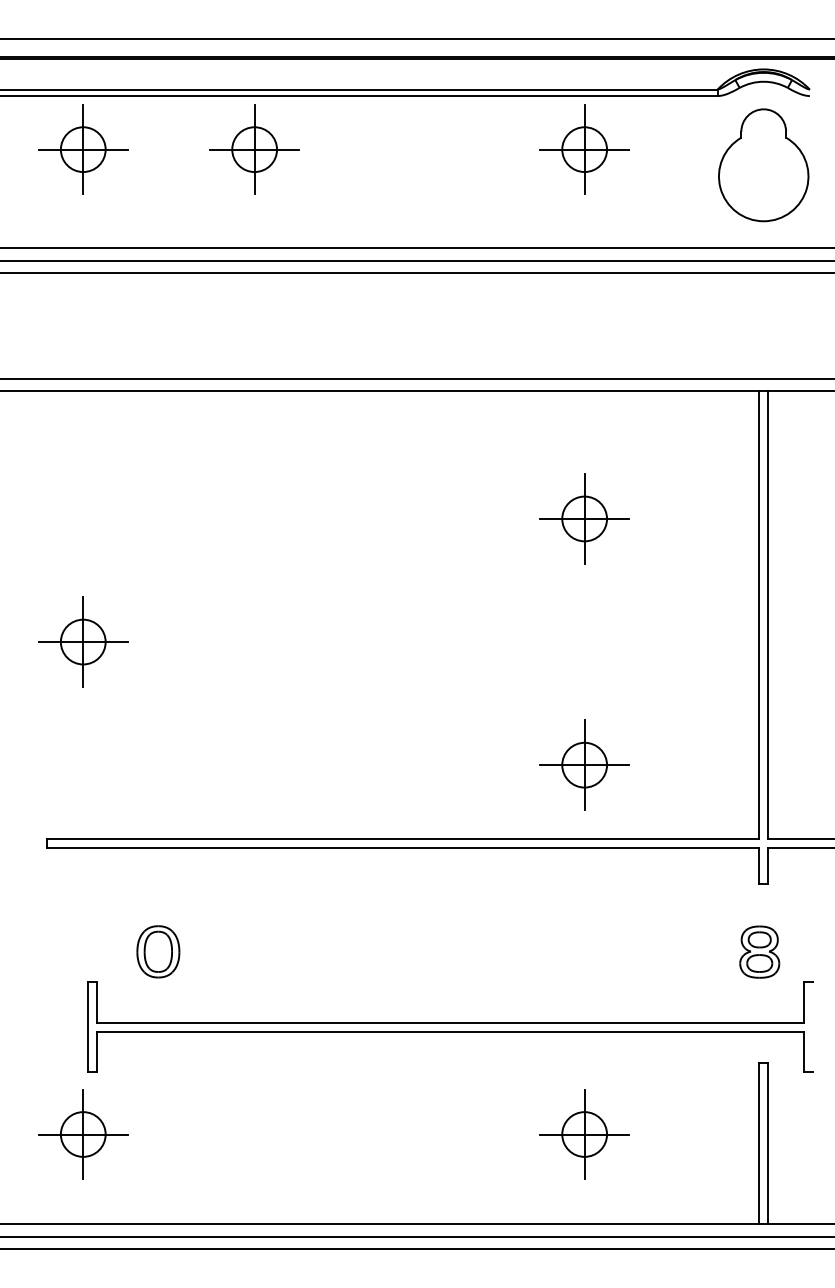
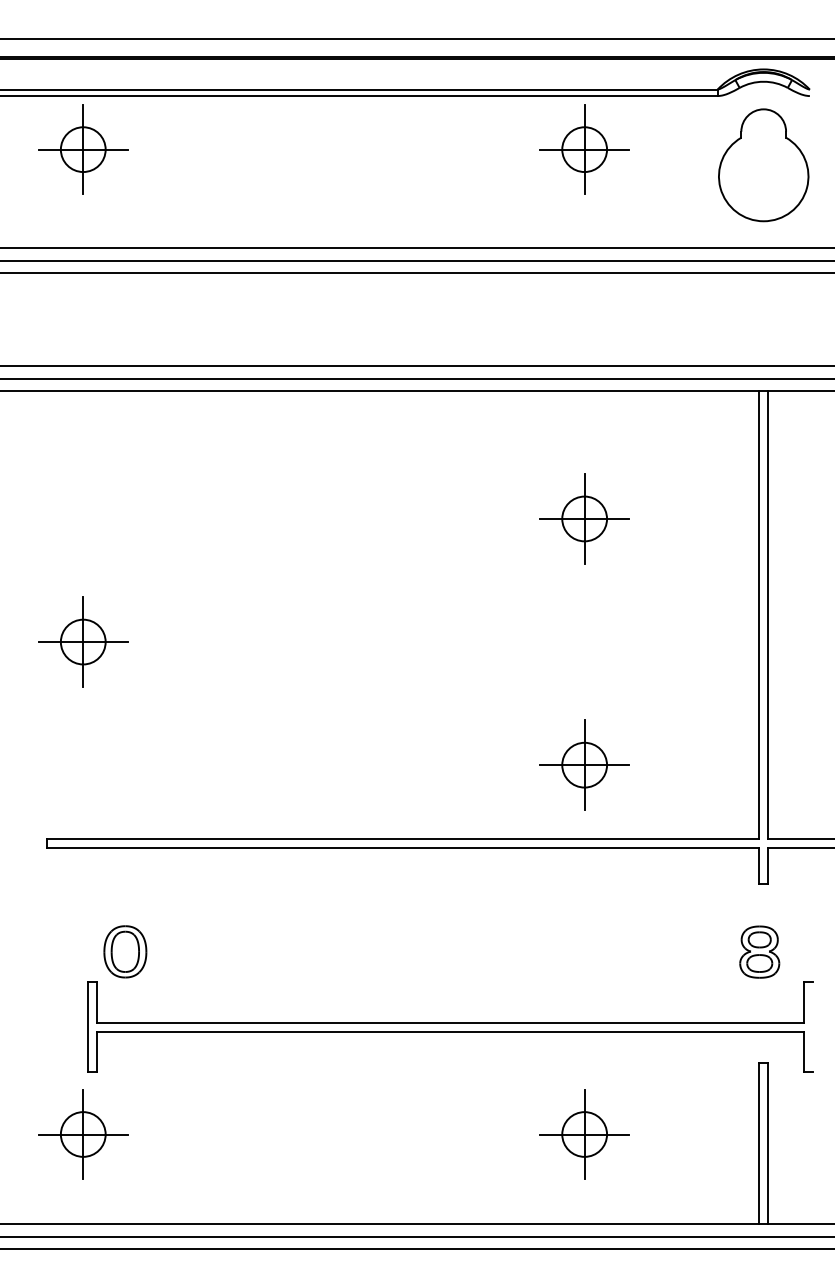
part: present -> none (254, 149)
line: none -> present (416, 366)
part position: (158, 951) -> (125, 951) (125, 951)
